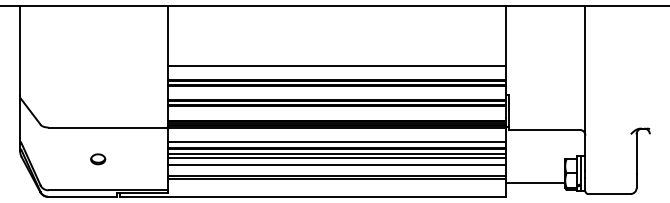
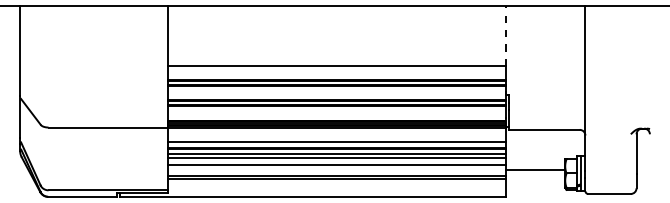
line: solid -> dashed (505, 36)
part: present -> none (98, 159)
line position: (535, 182) -> (535, 169) (535, 169)
